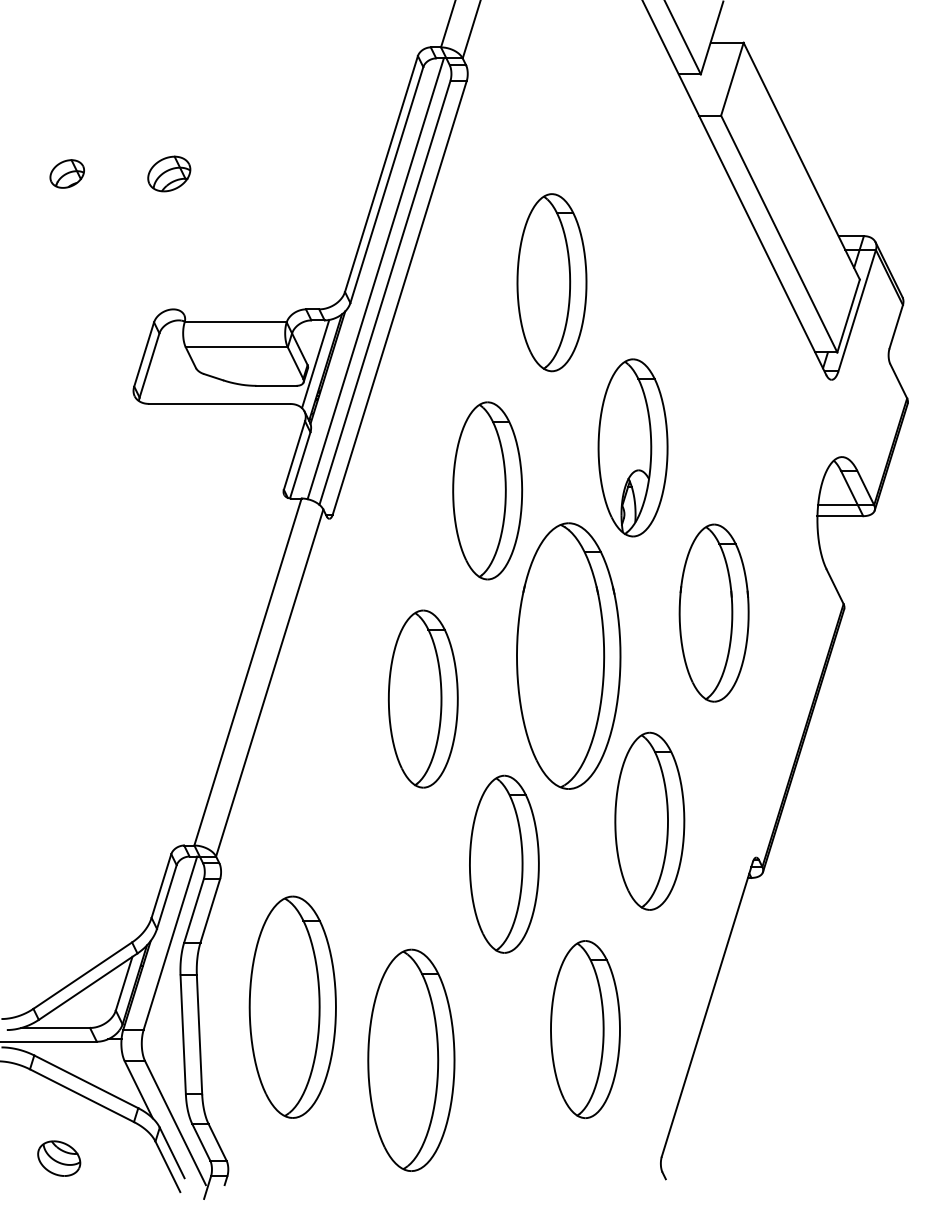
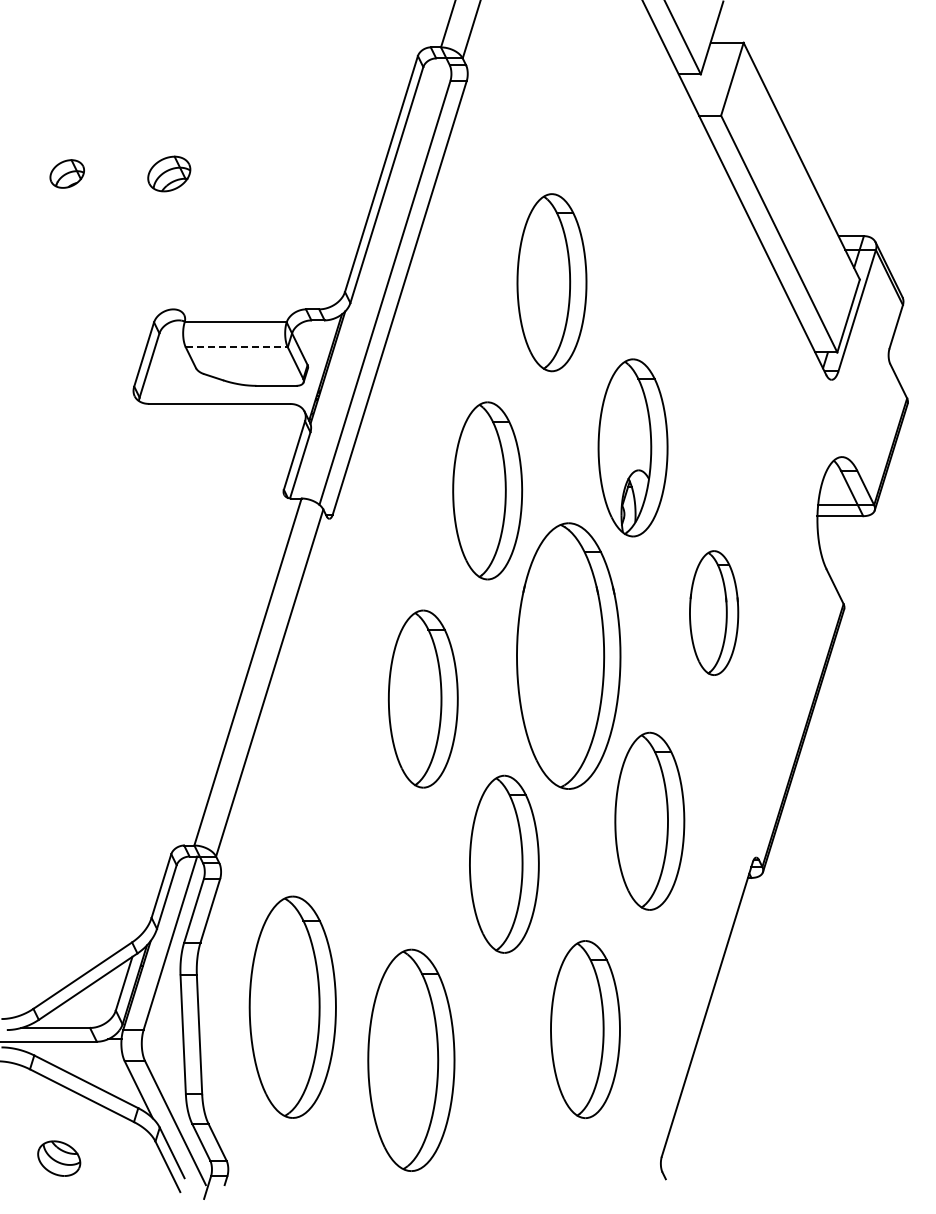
line: present -> none (375, 278)
line: solid -> dashed (237, 347)
line: present -> none (315, 363)
part size: 72x180 px -> 51x126 px (714, 612)
